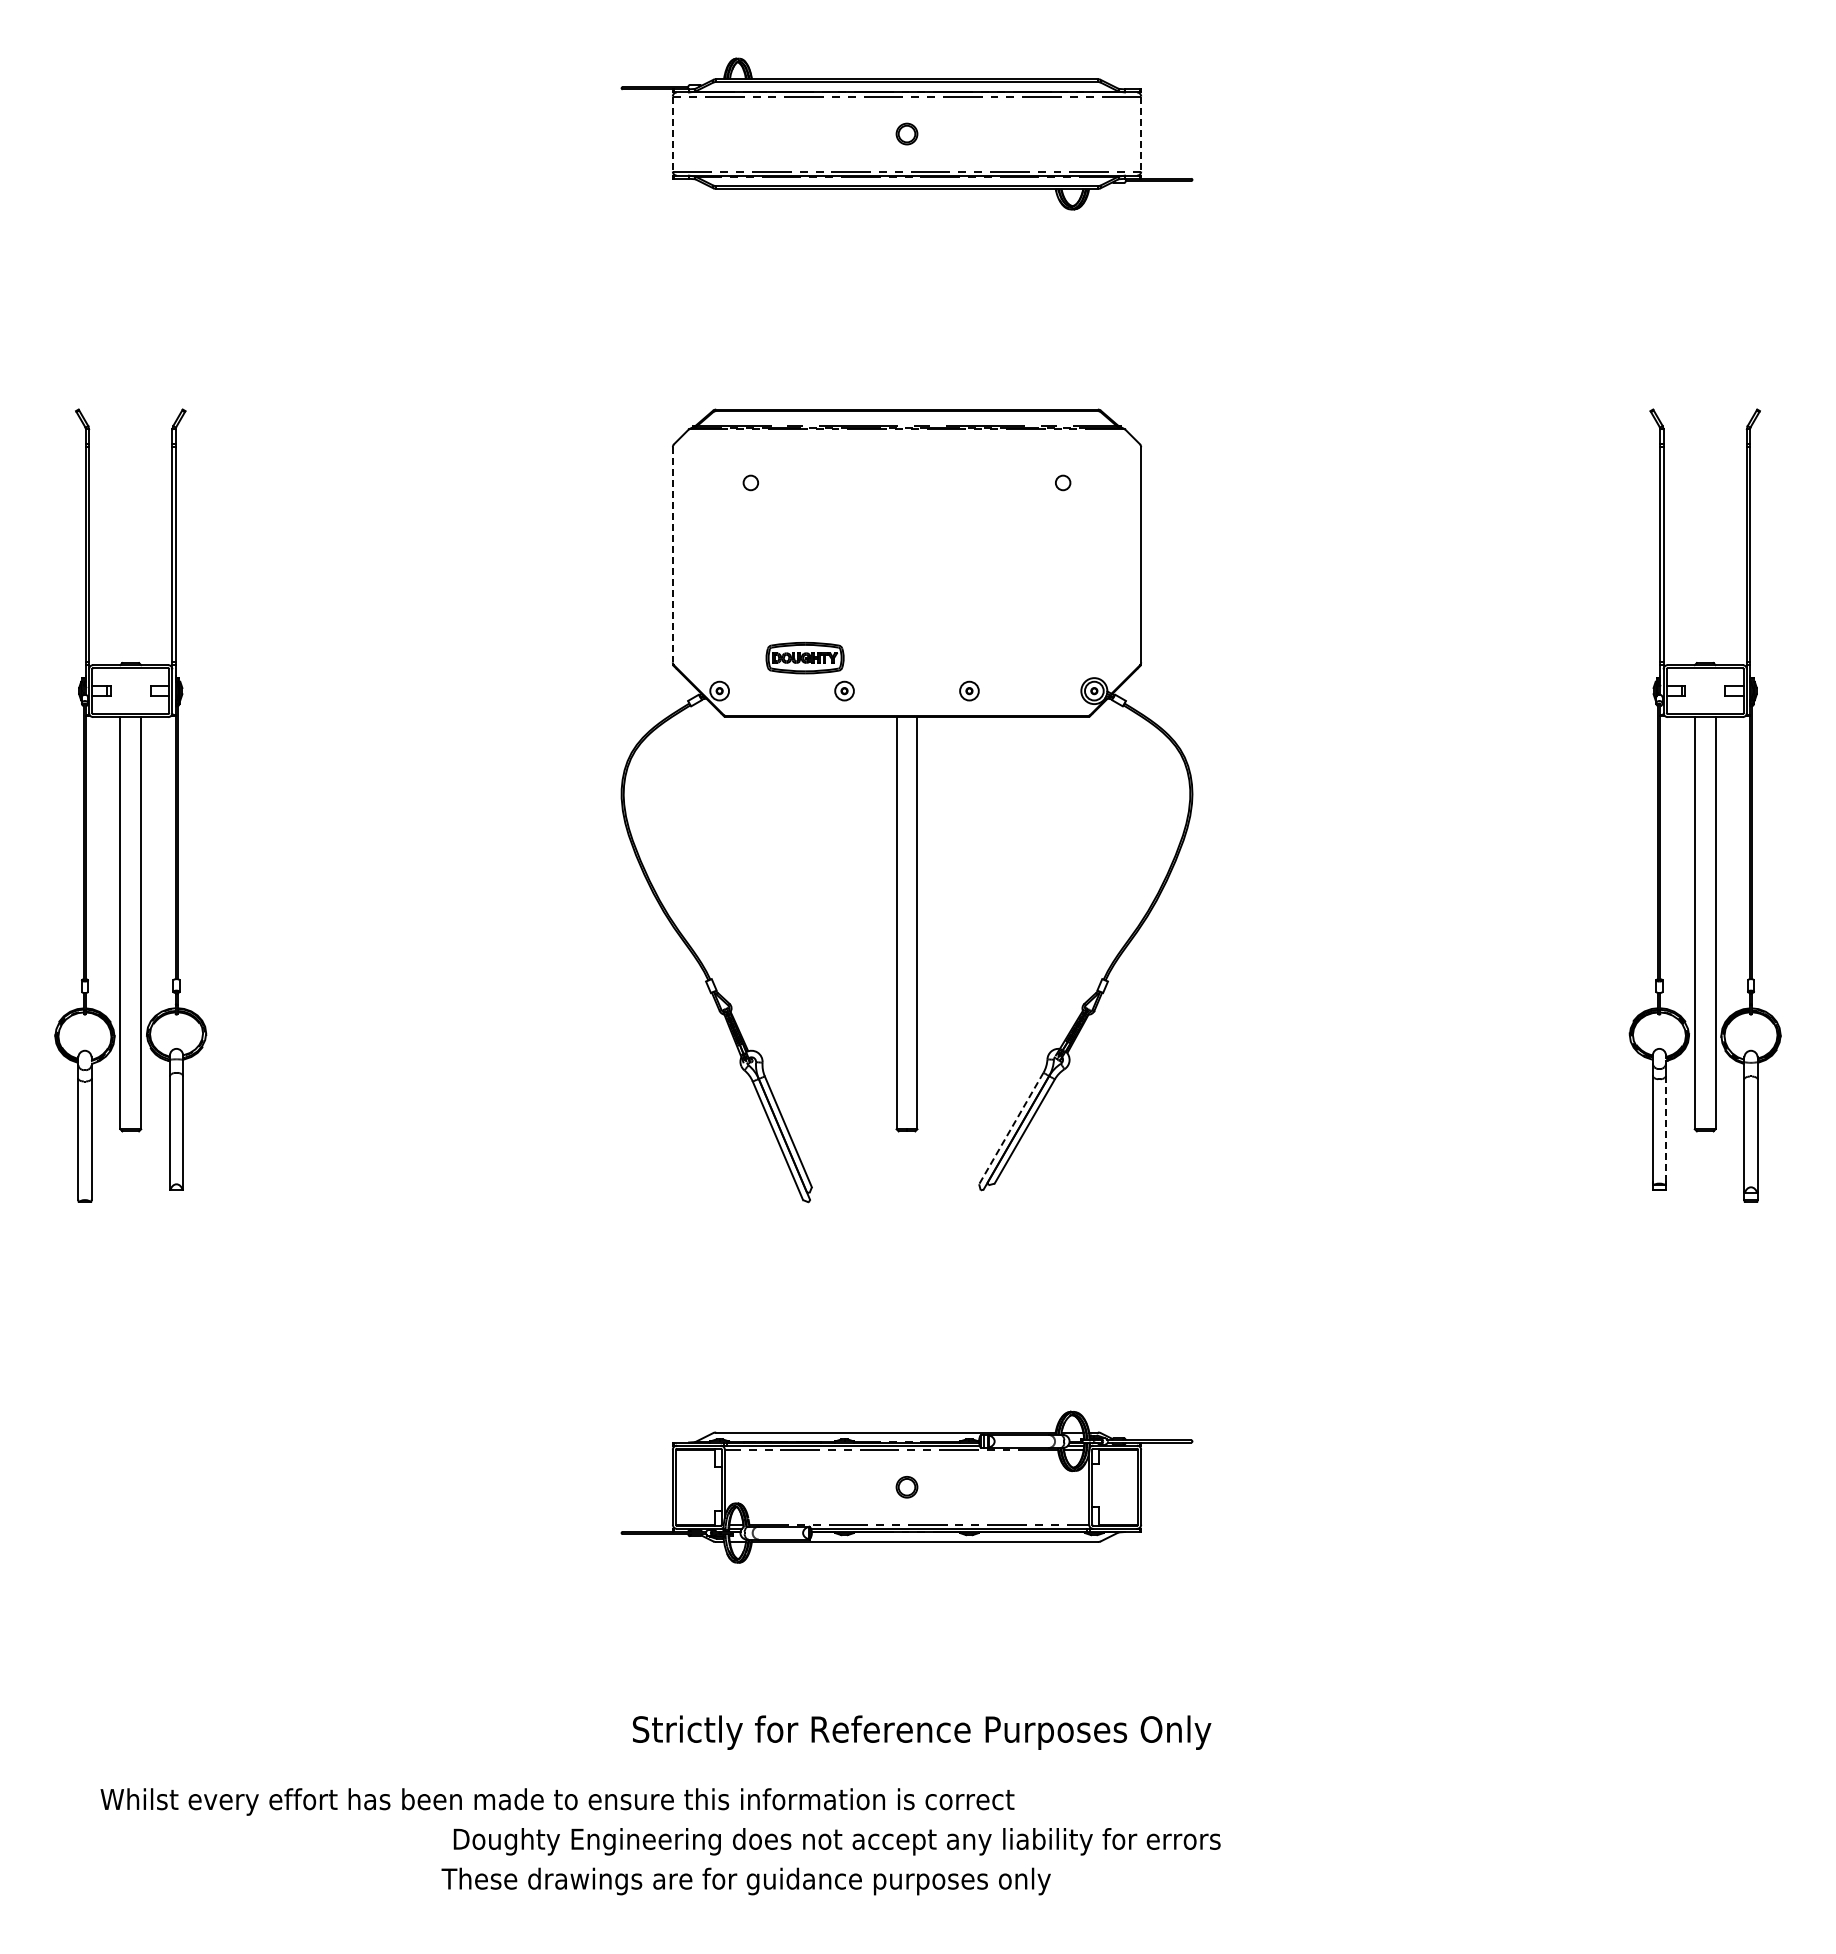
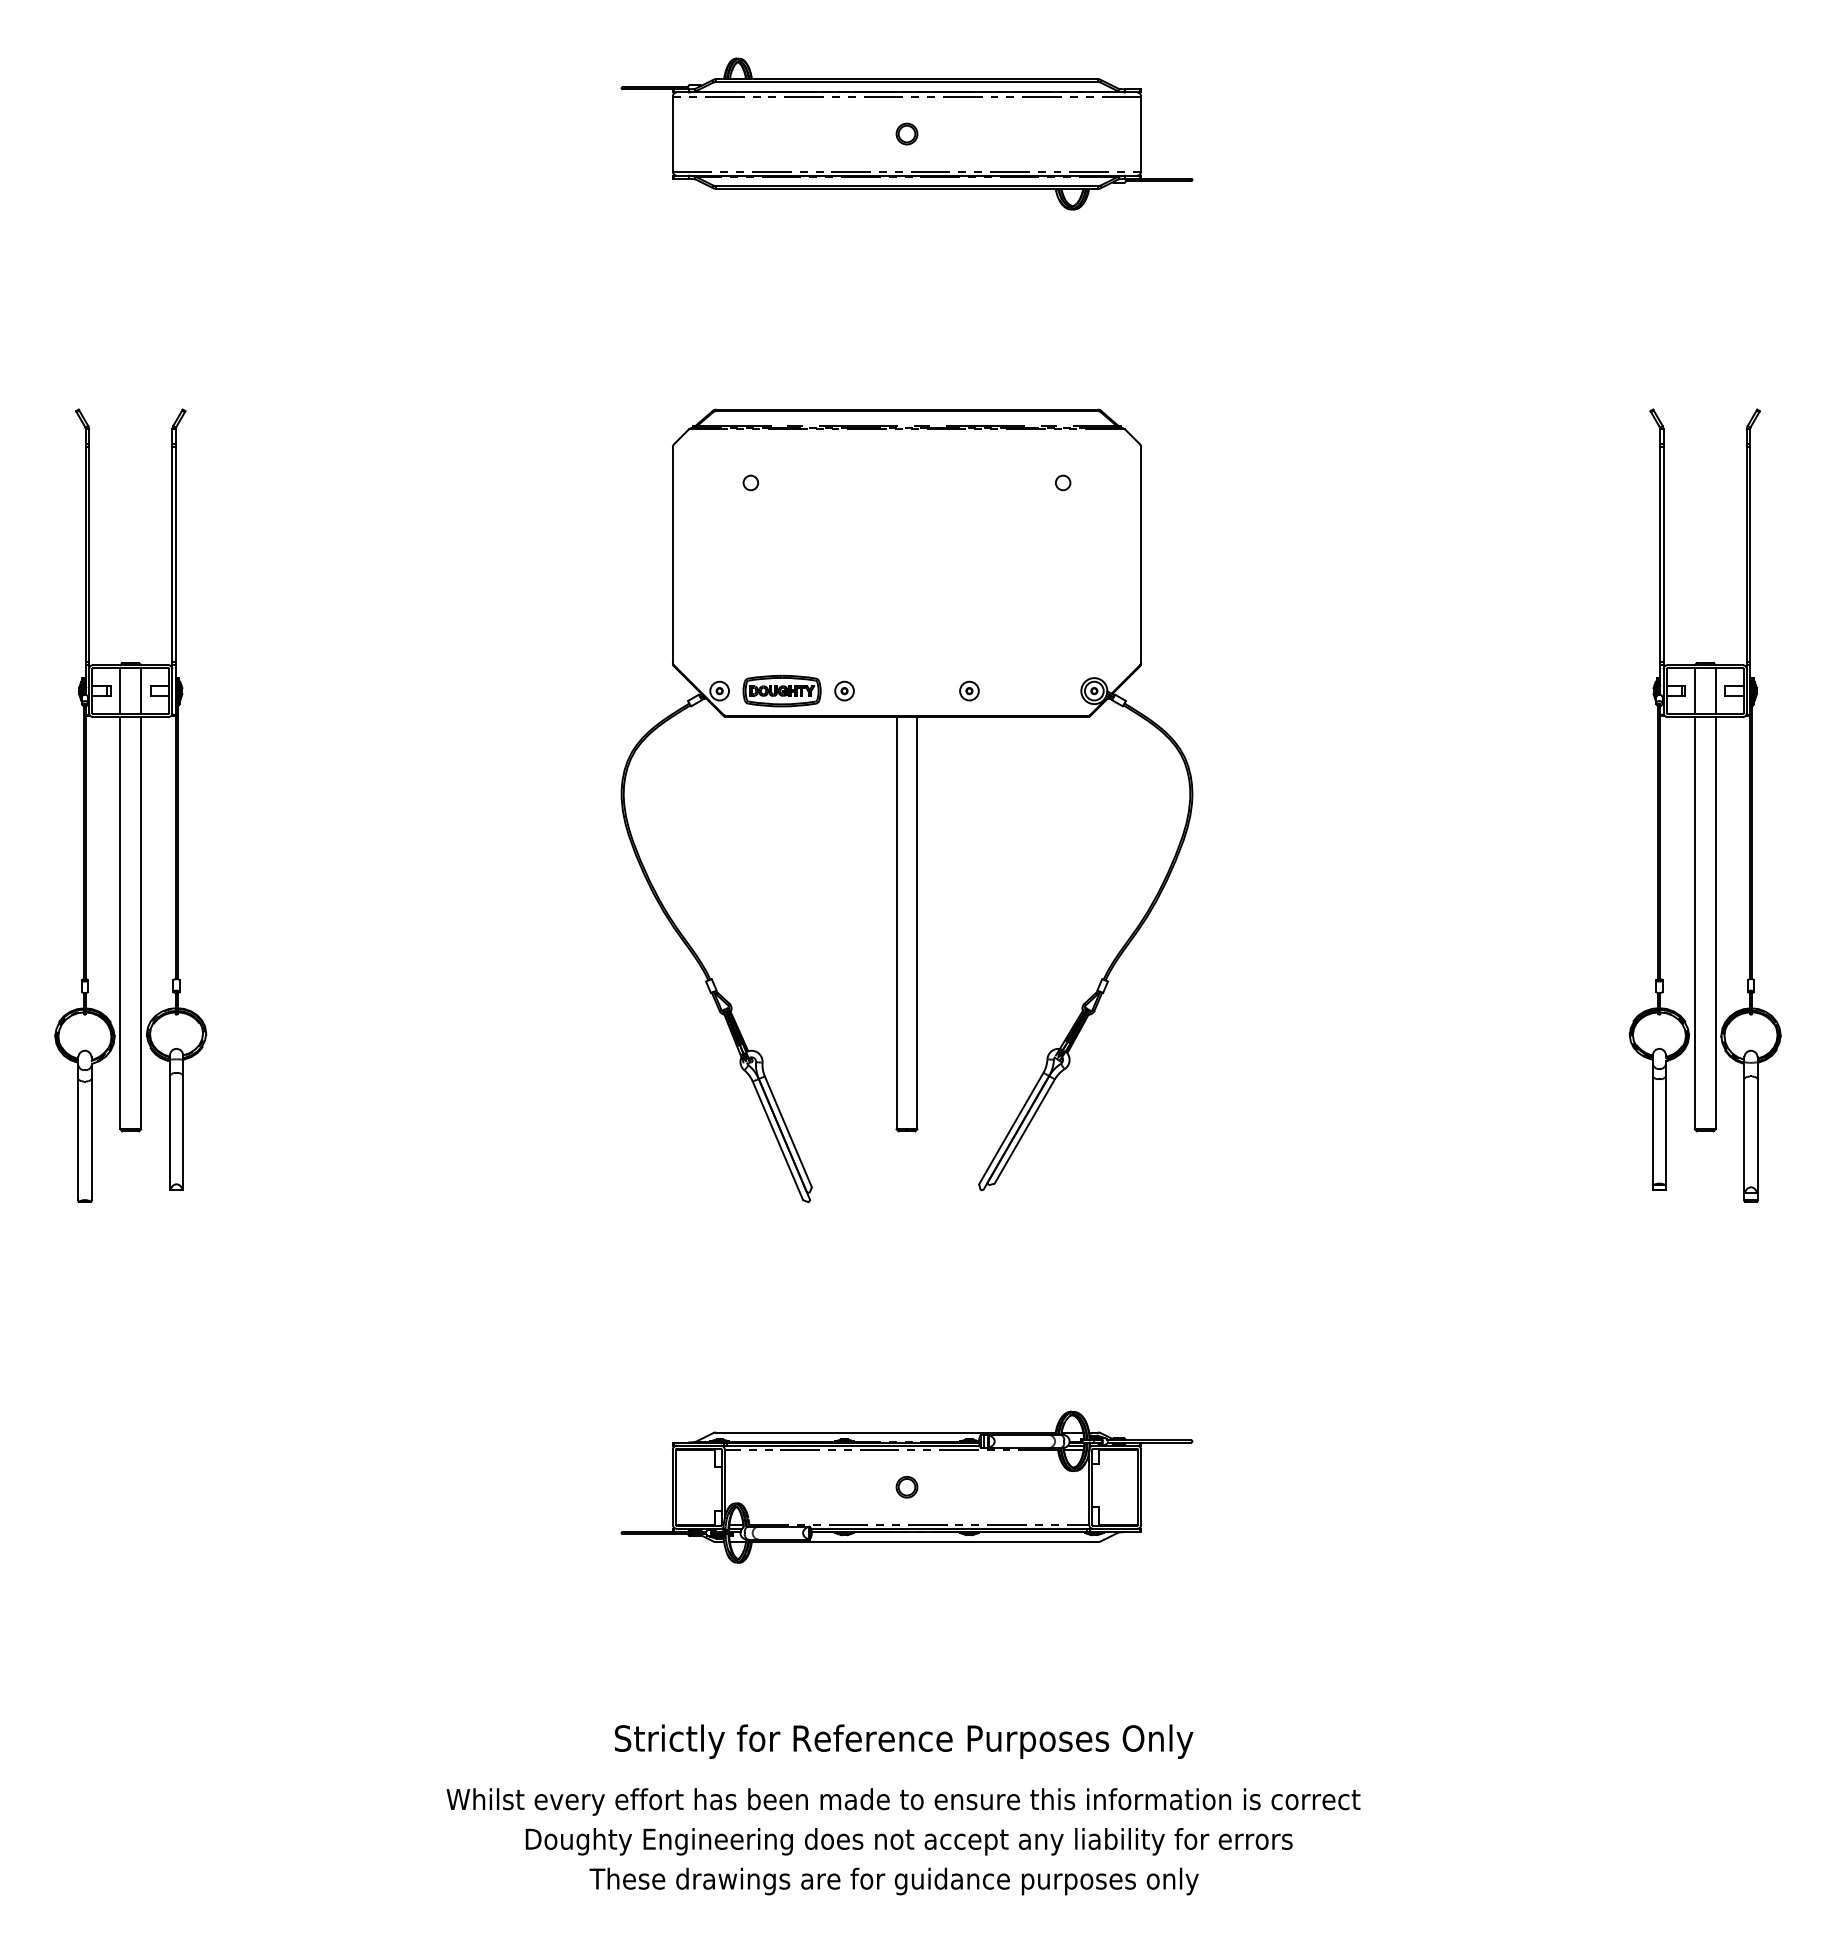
line: dashed -> solid (672, 134)
line: dashed -> solid (1141, 134)
line: dashed -> solid (672, 554)
part position: (804, 657) -> (781, 690) (781, 690)
line: none -> present (120, 691)
line: none -> present (141, 691)
line: none -> present (1694, 691)
line: none -> present (1715, 691)
line: dashed -> solid (1011, 1128)
line: dashed -> solid (1665, 1129)
text position: (922, 1732) -> (904, 1741) (904, 1741)
text position: (557, 1801) -> (903, 1801) (903, 1801)
text position: (836, 1841) -> (908, 1841) (908, 1841)
text position: (745, 1881) -> (893, 1881) (893, 1881)
